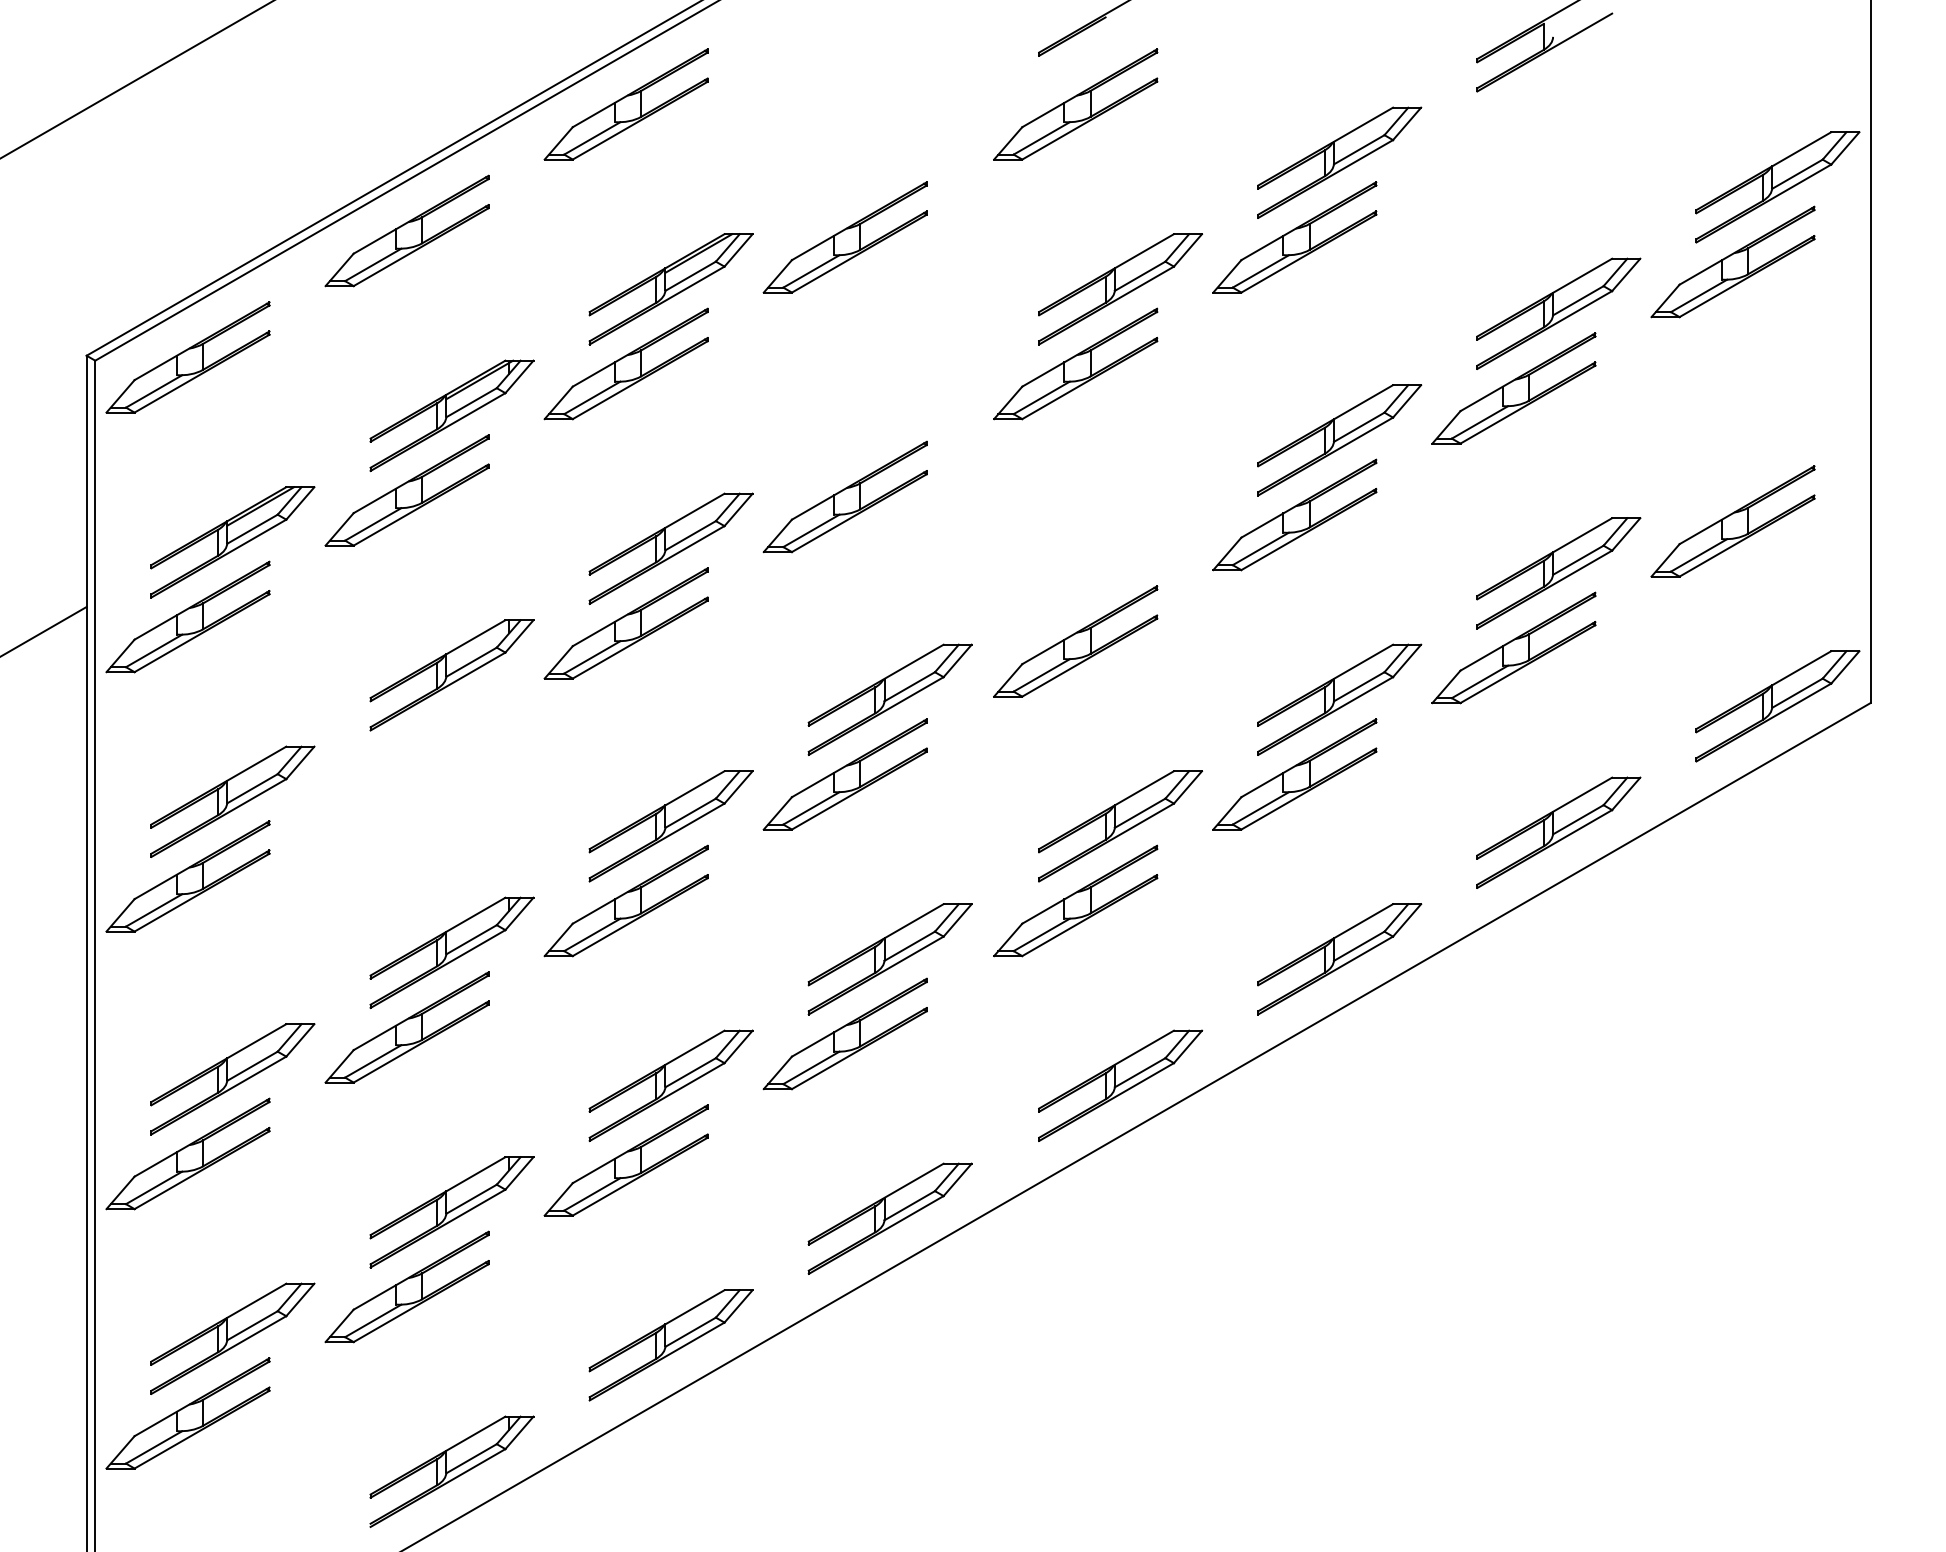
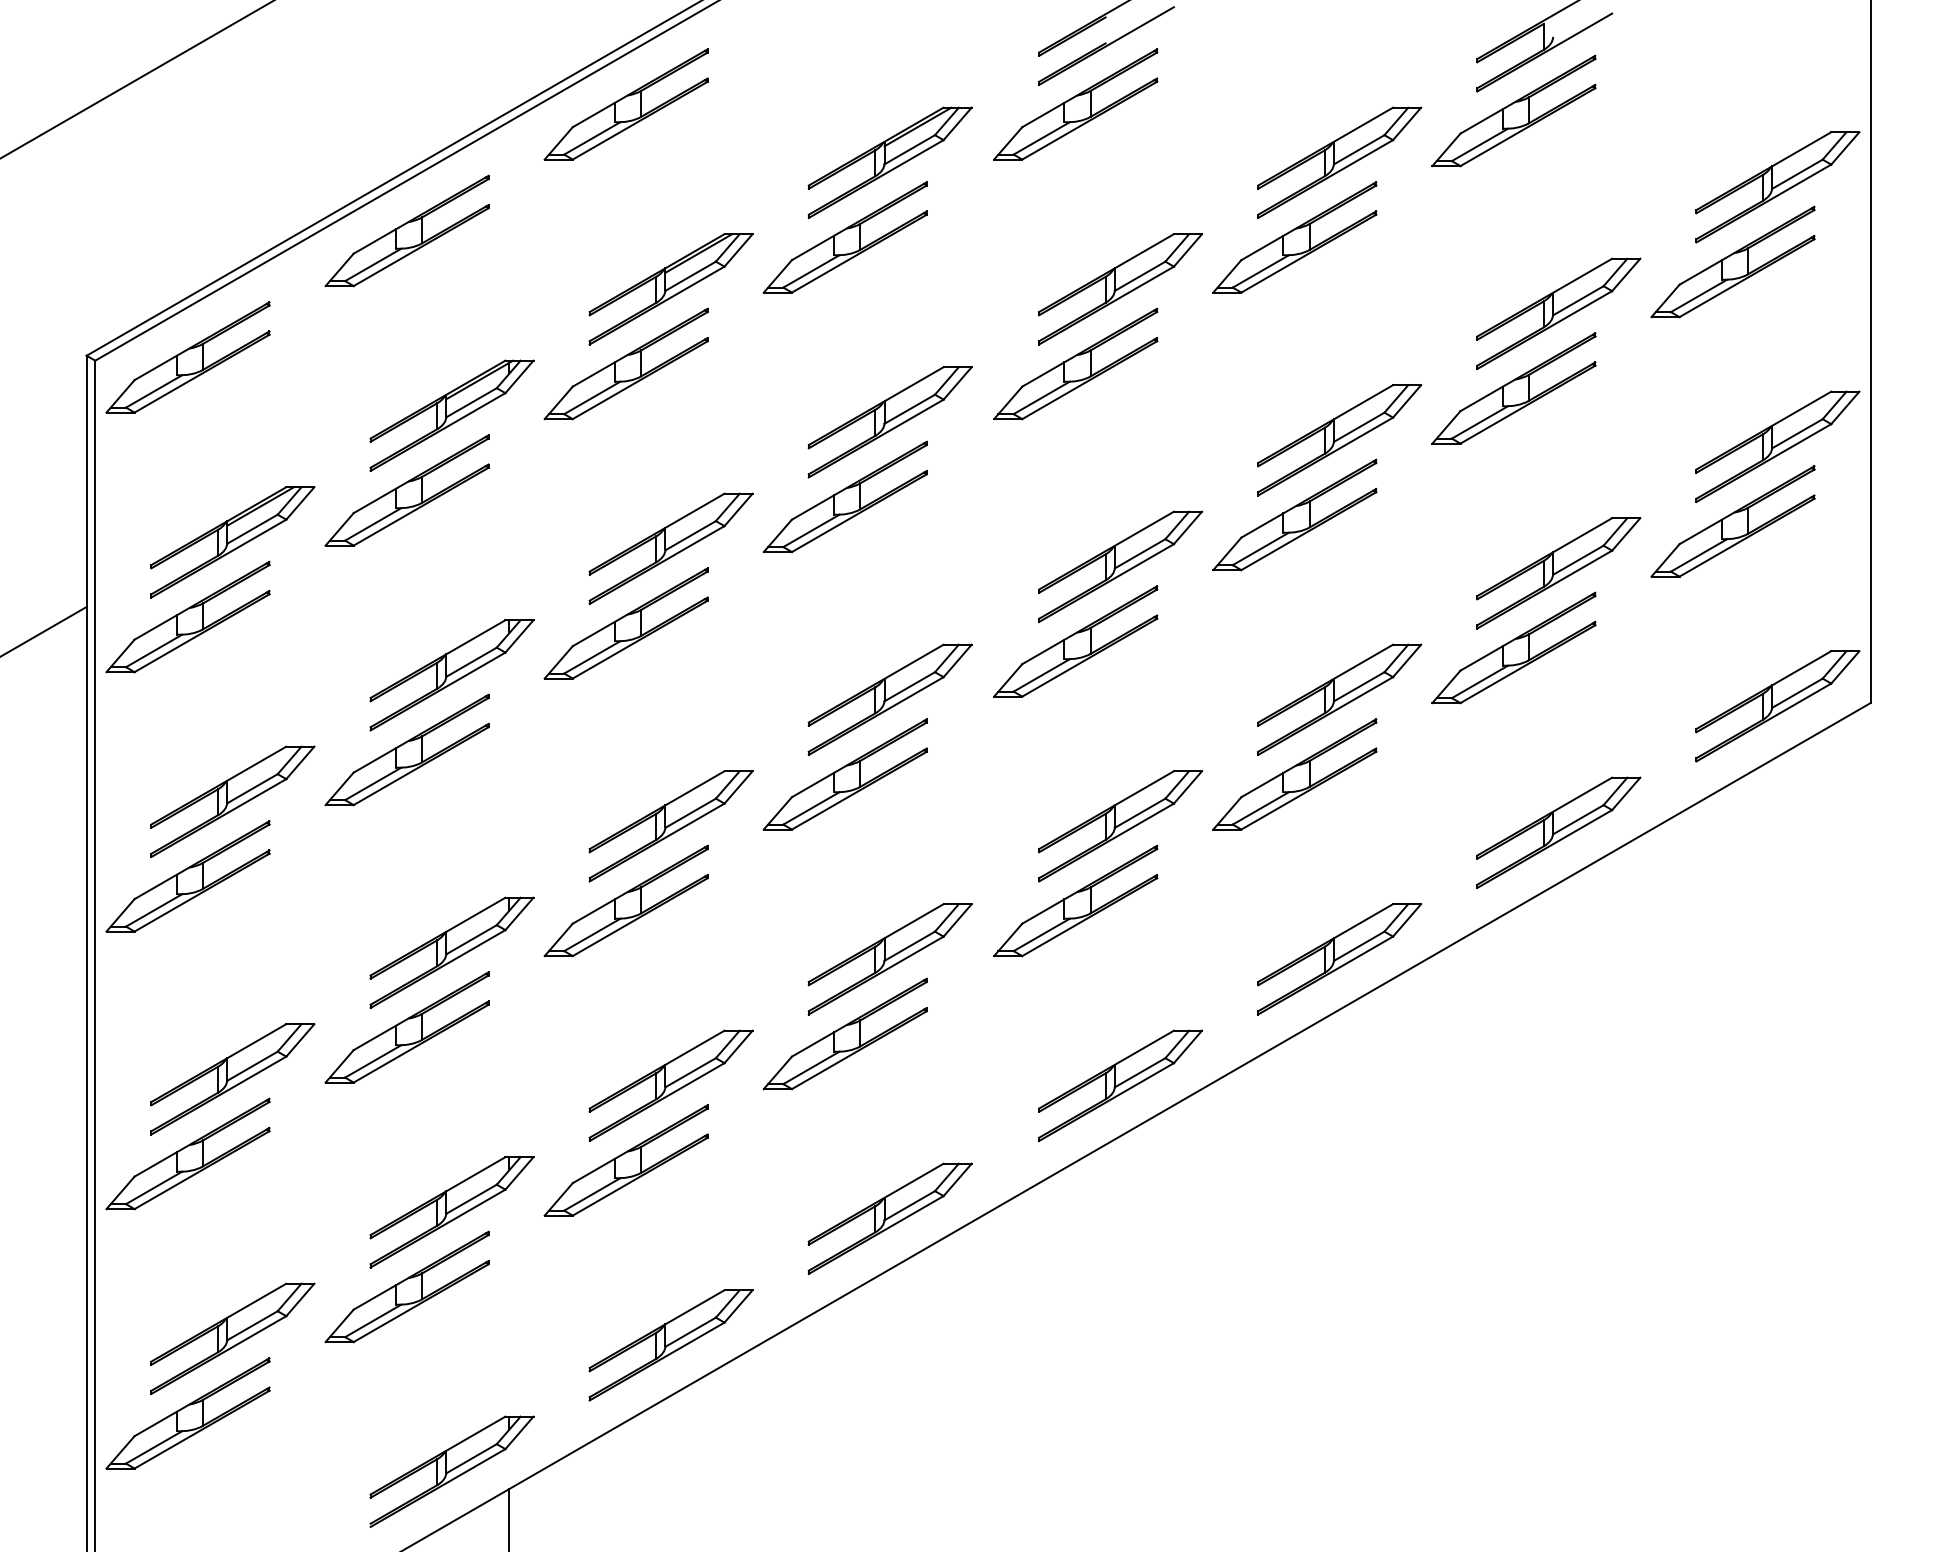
part: none -> present (1106, 45)
part: none -> present (1513, 110)
part: none -> present (889, 162)
part: none -> present (889, 422)
part: none -> present (1777, 446)
part: none -> present (1120, 566)
part: none -> present (406, 749)
line: none -> present (509, 1518)
